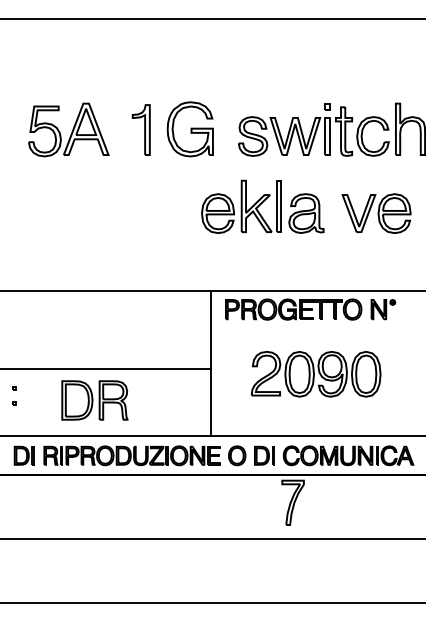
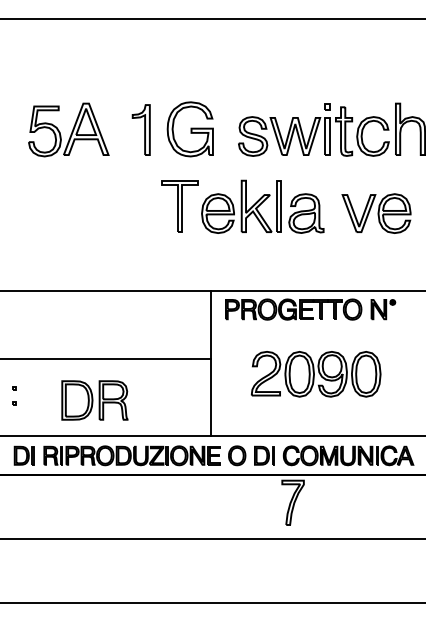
part: none -> present (179, 206)
line position: (106, 369) -> (106, 359) (106, 359)
